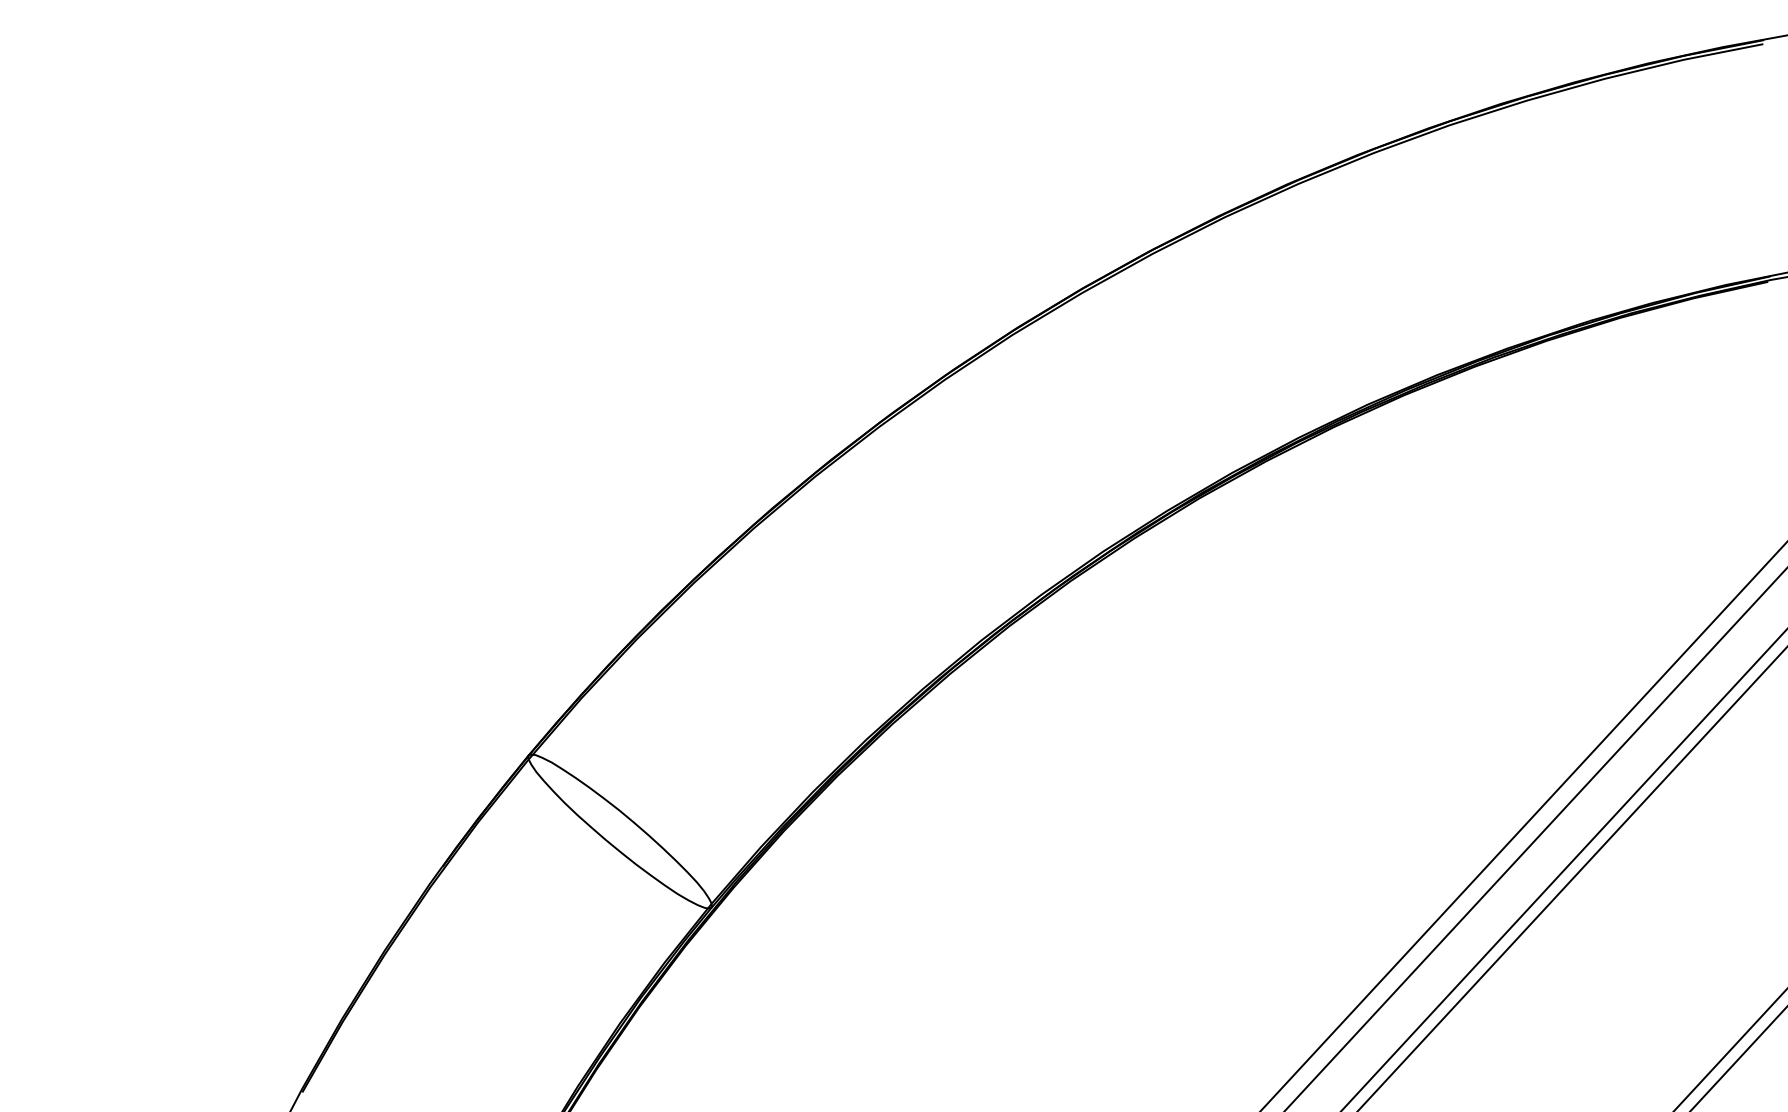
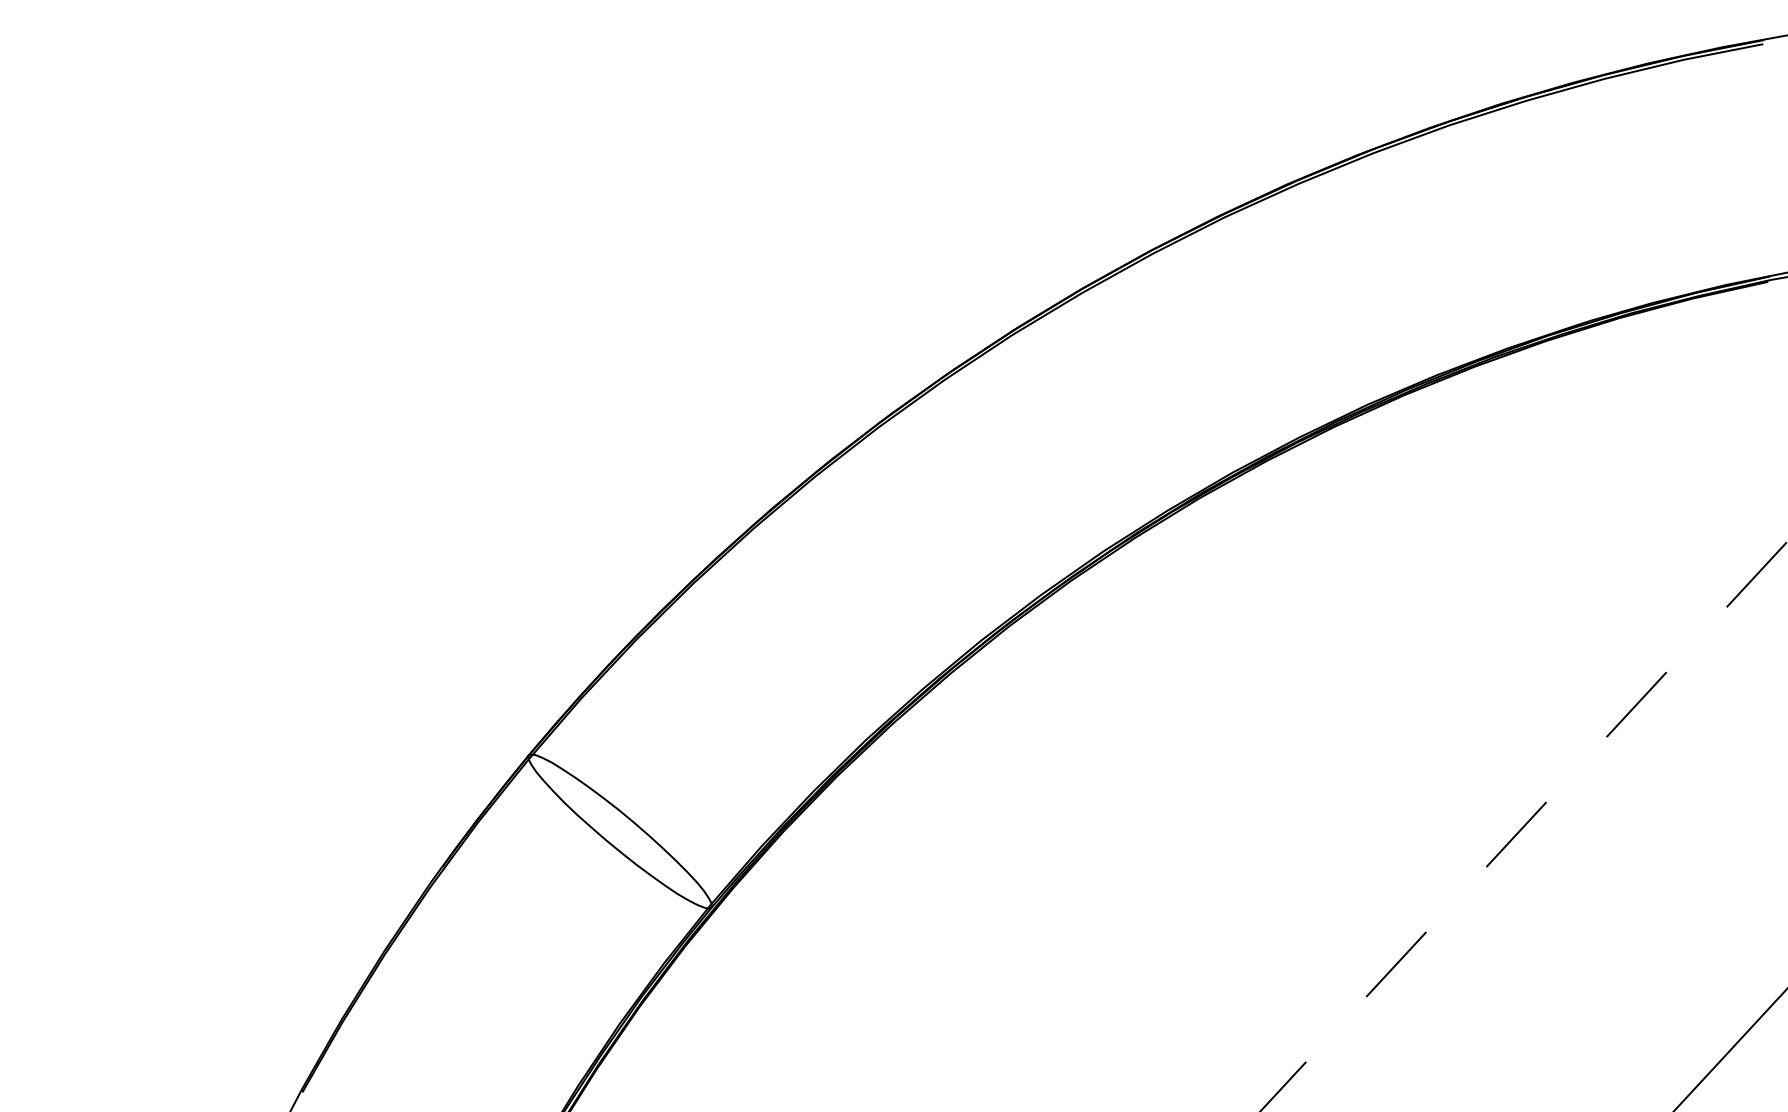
line: solid -> dashed (1523, 826)
line: present -> none (1535, 839)
line: present -> none (1563, 870)
line: present -> none (1571, 878)
line: present -> none (1738, 1058)
